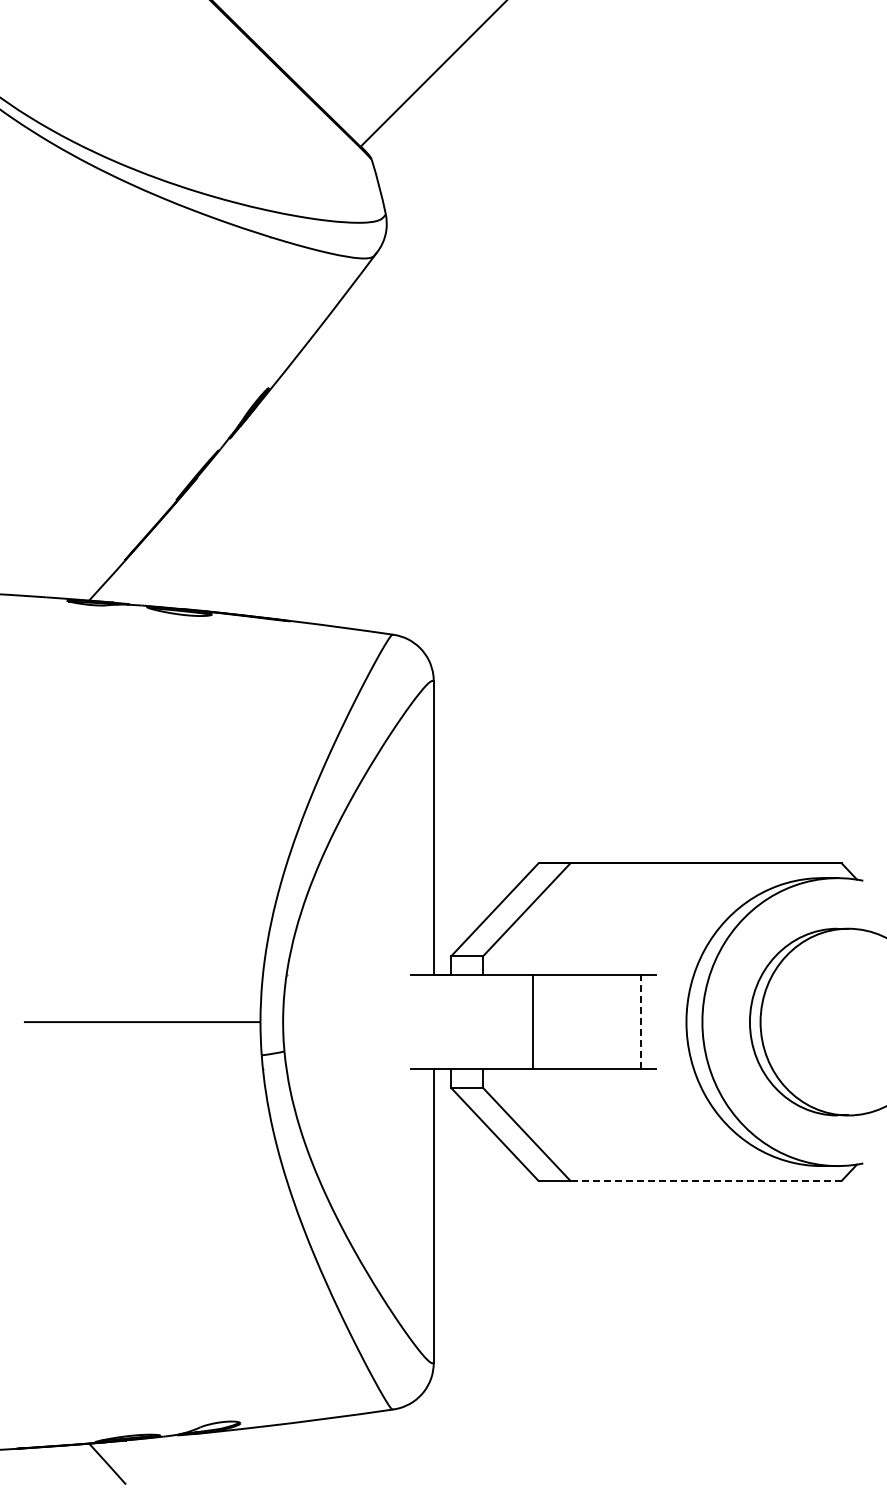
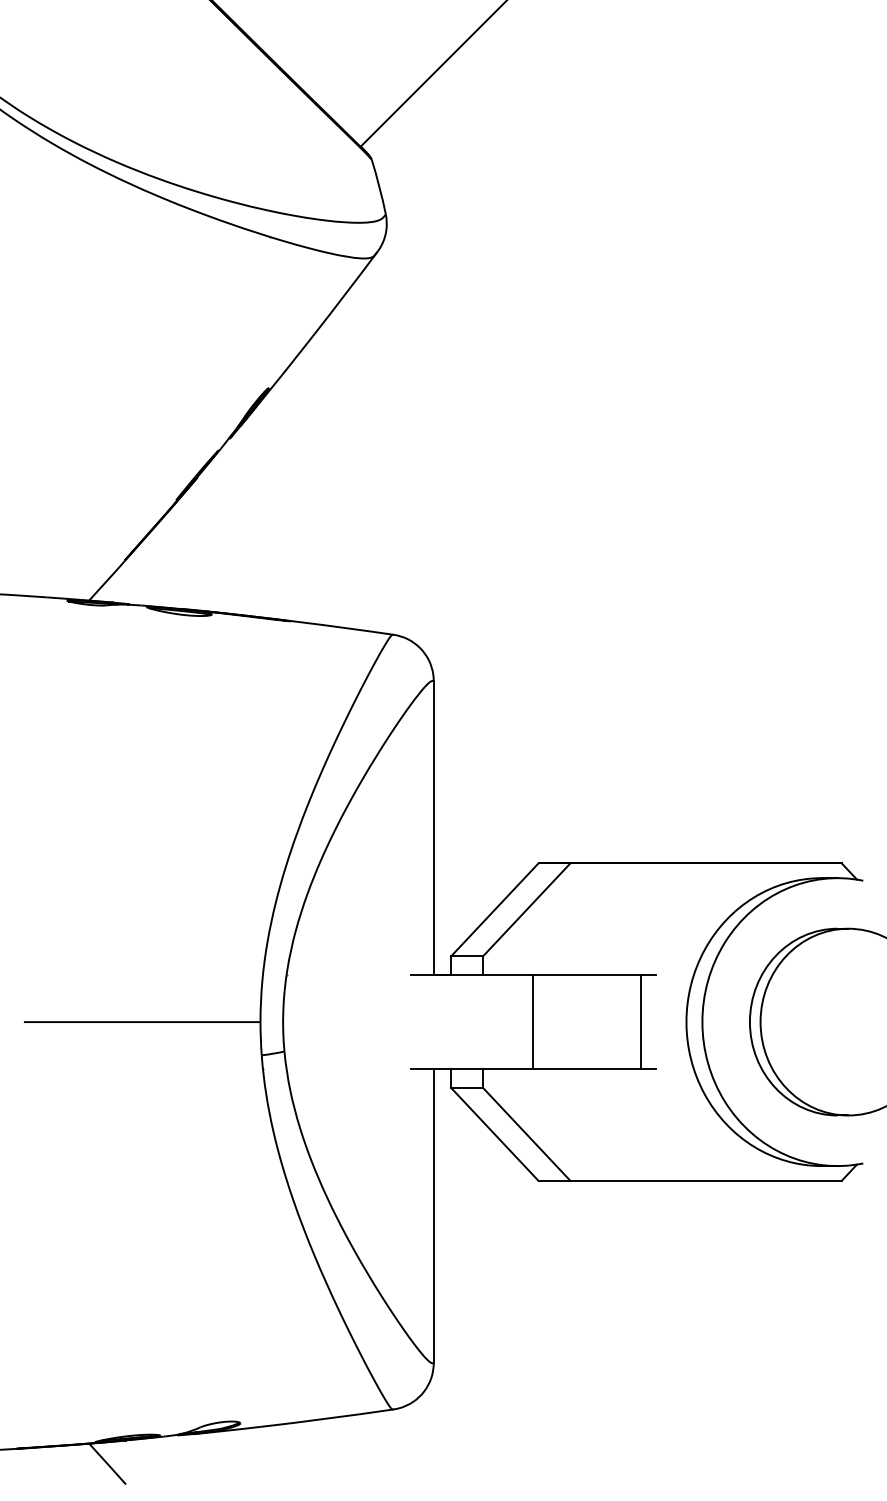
line: dashed -> solid (640, 1022)
line: dashed -> solid (706, 1180)
